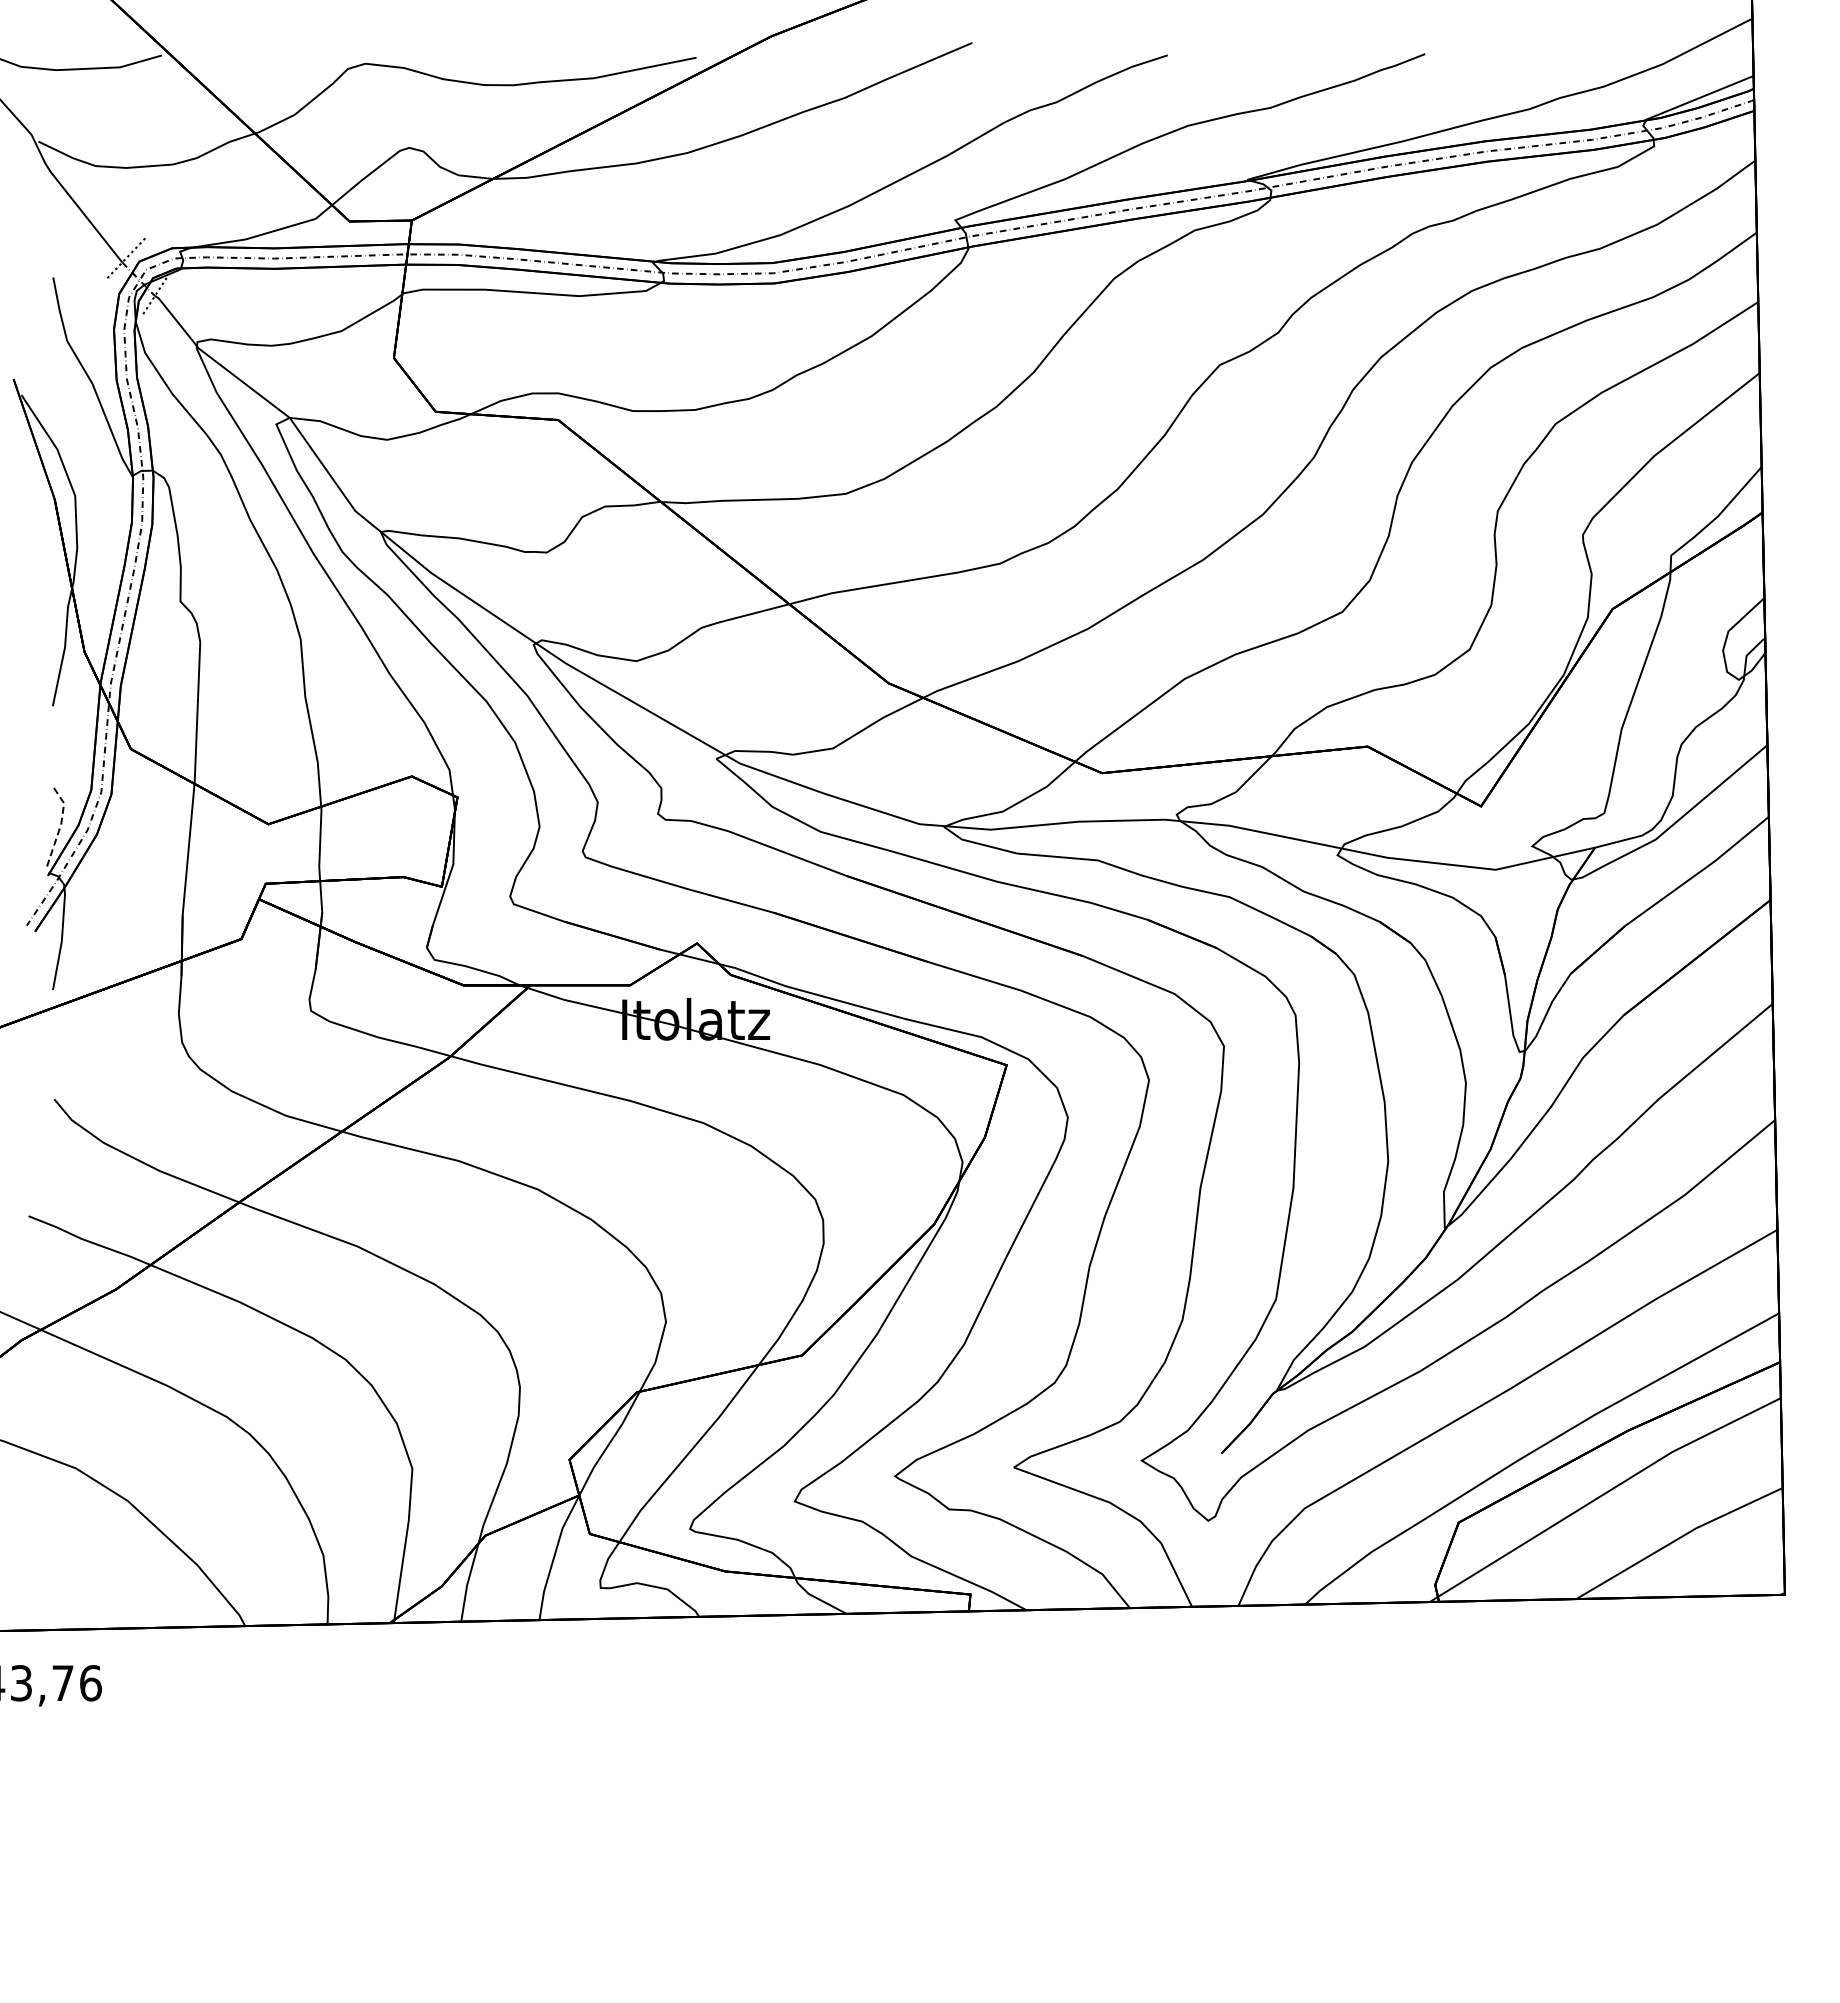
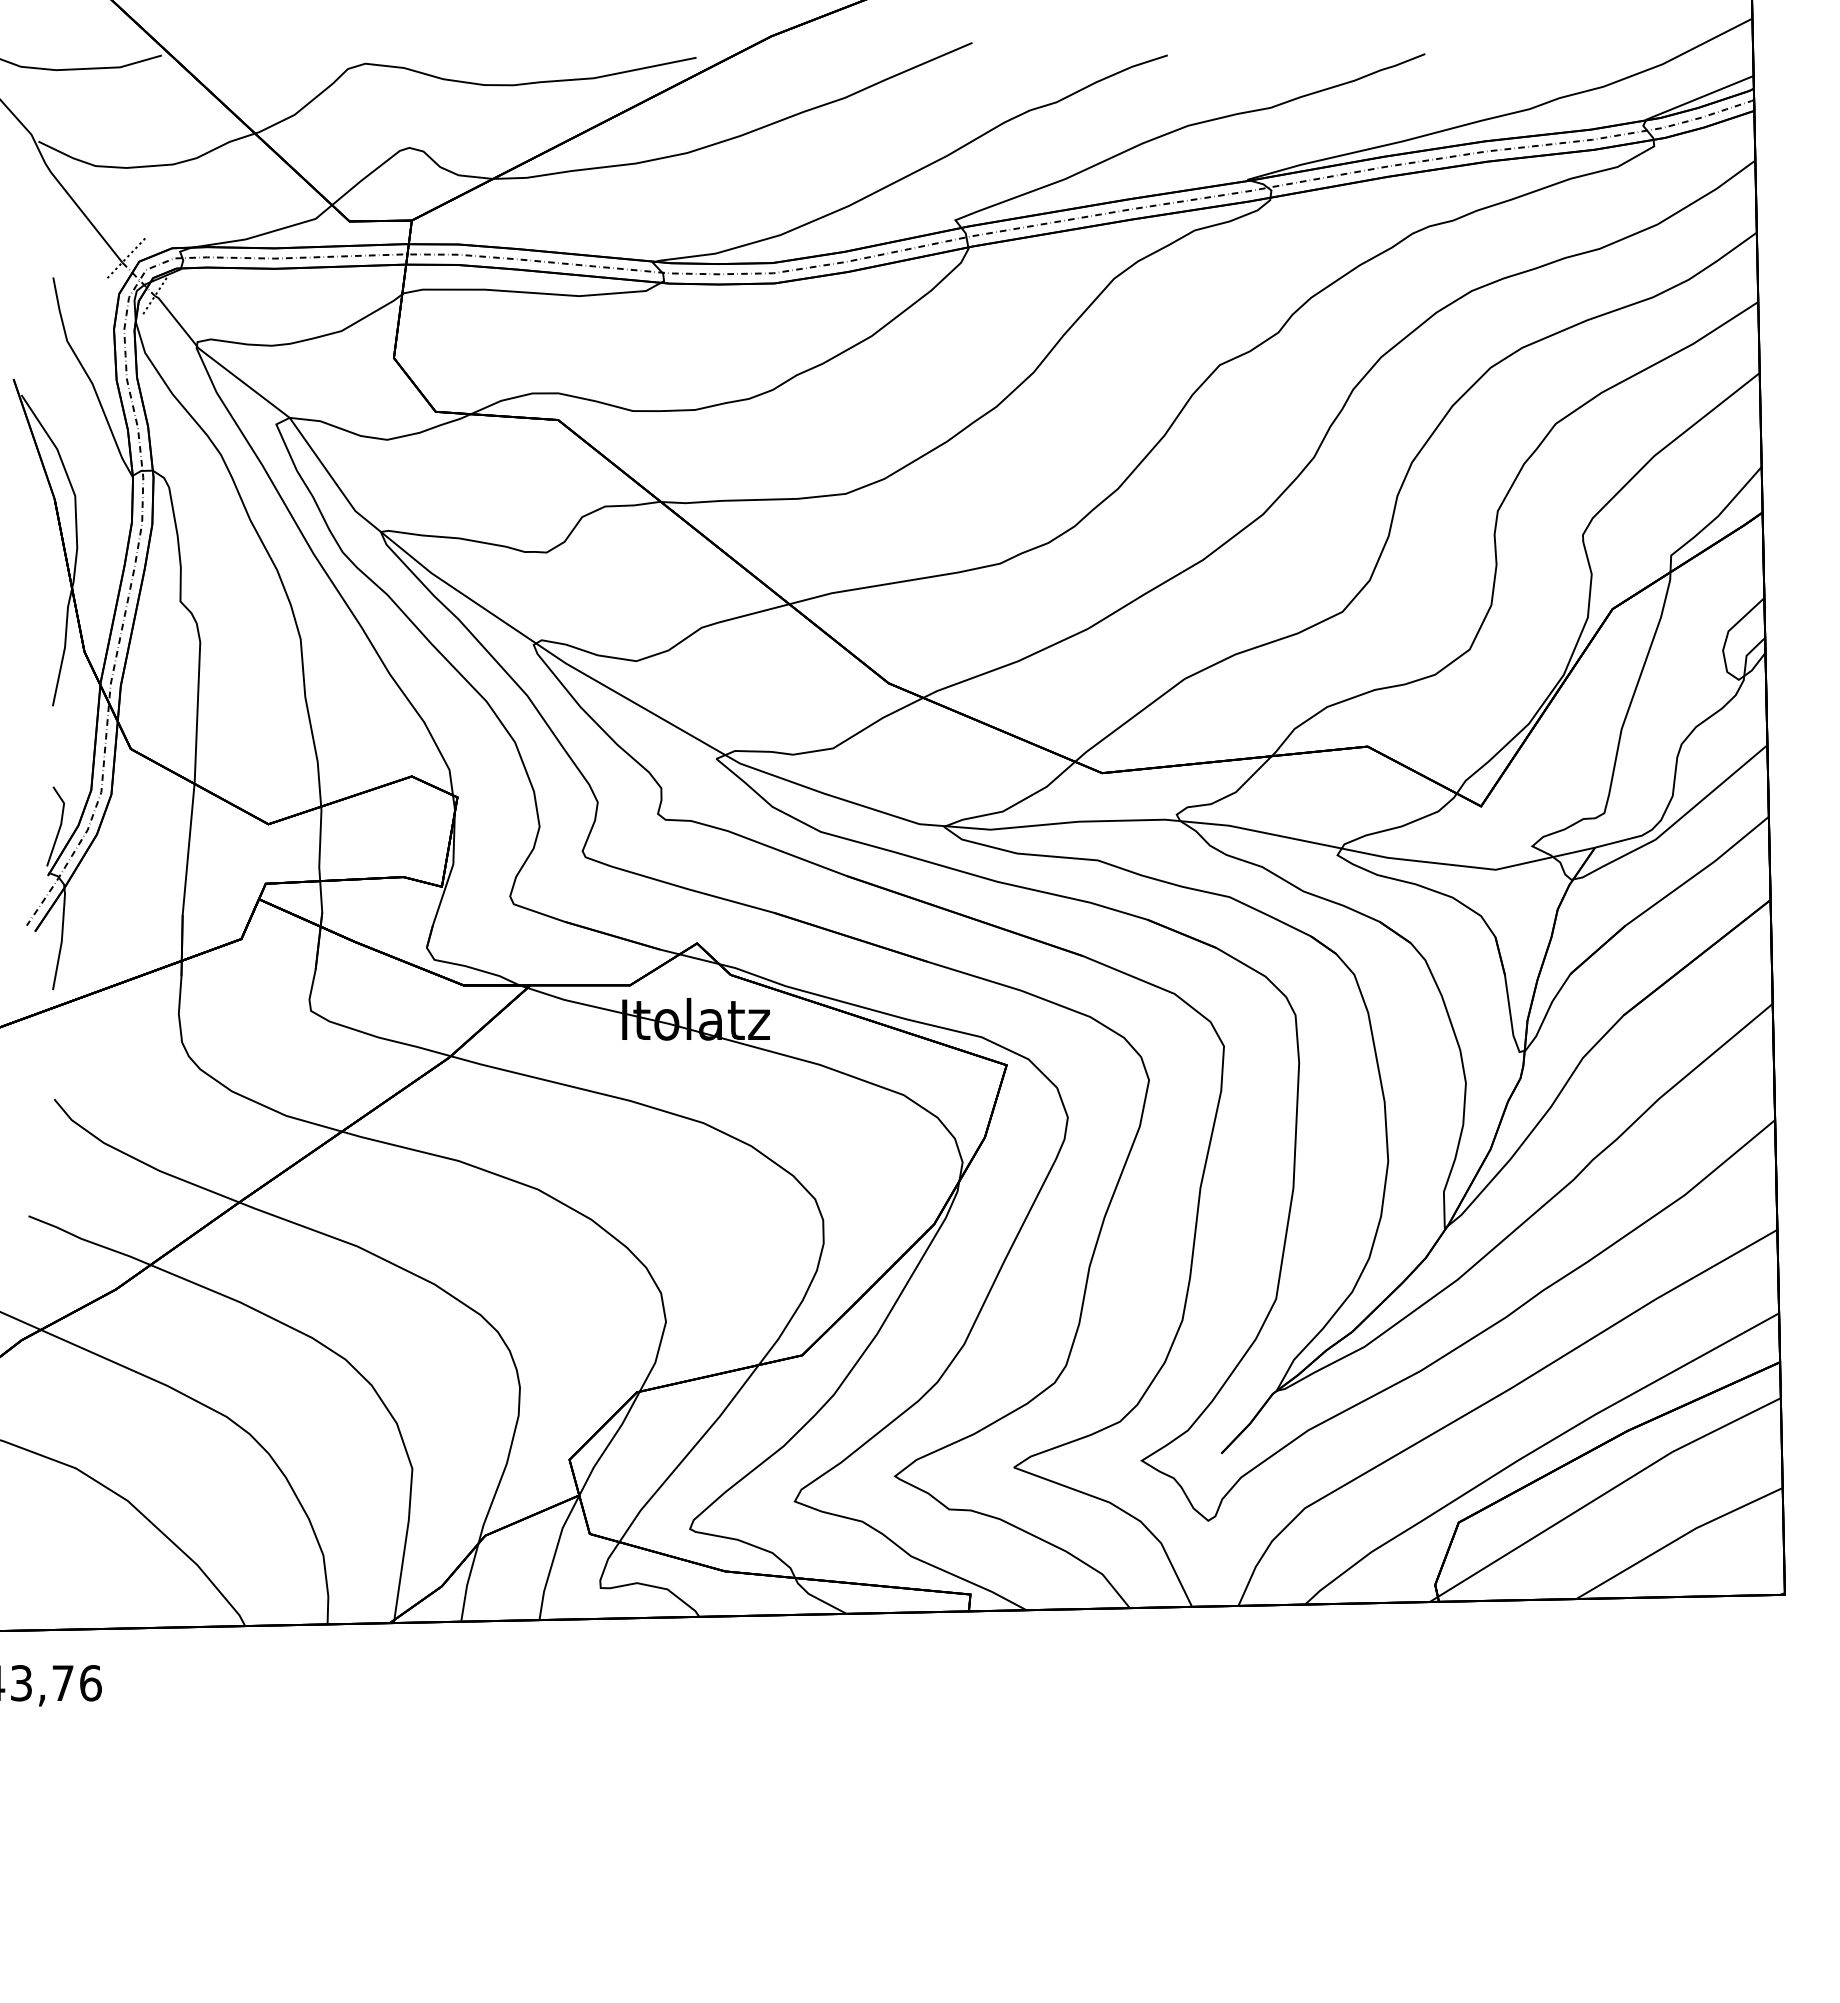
line: dashed -> solid (61, 824)
